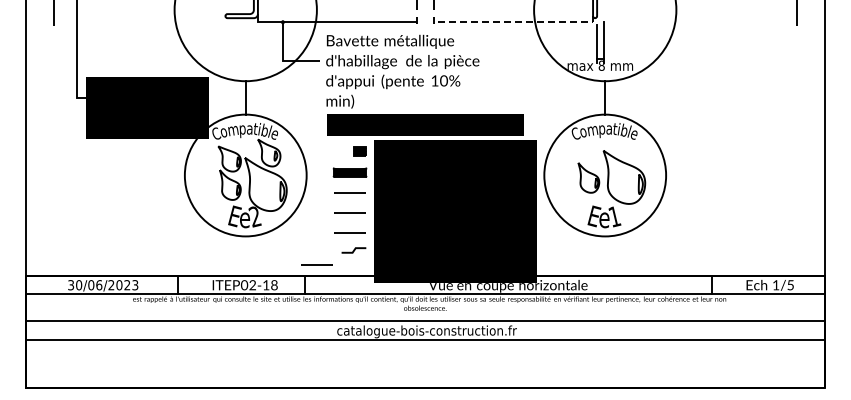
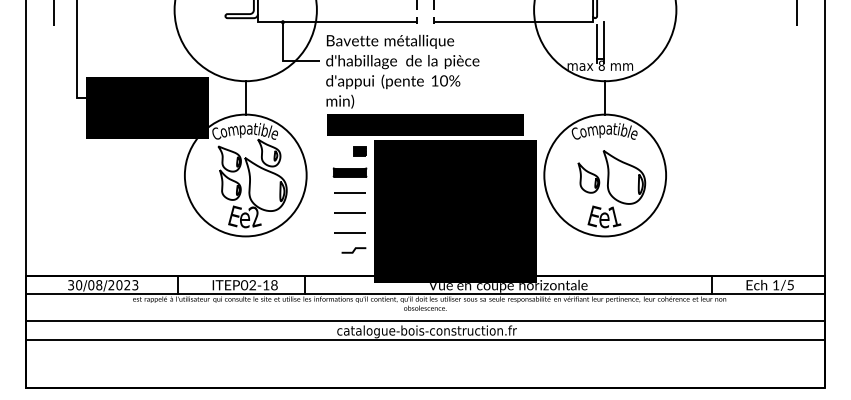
line: dashed -> solid (517, 22)
line: present -> none (316, 264)
text: 30/06/2023 -> 30/08/2023 (99, 285)
